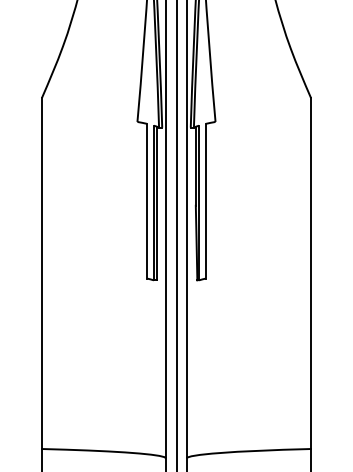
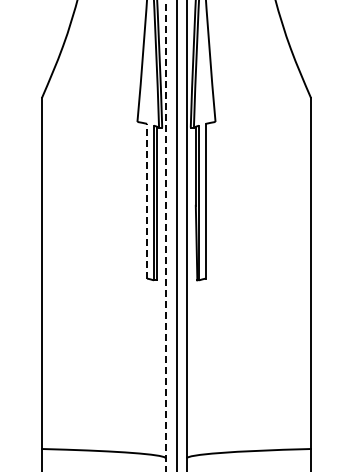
line: solid -> dashed (147, 200)
line: solid -> dashed (166, 235)
